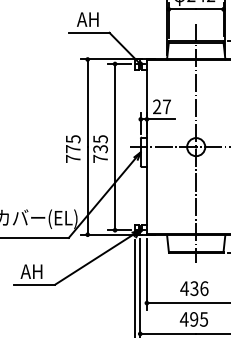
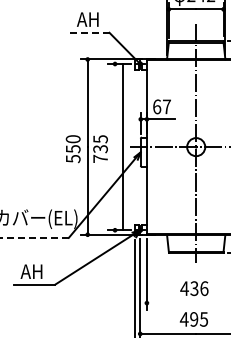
line: solid -> dashed (88, 32)
text: 27 -> 67 (157, 106)
line position: (115, 146) -> (123, 146) (123, 146)
text: 775 -> 550 (72, 149)
line: solid -> dashed (34, 237)
line: present -> none (187, 303)
